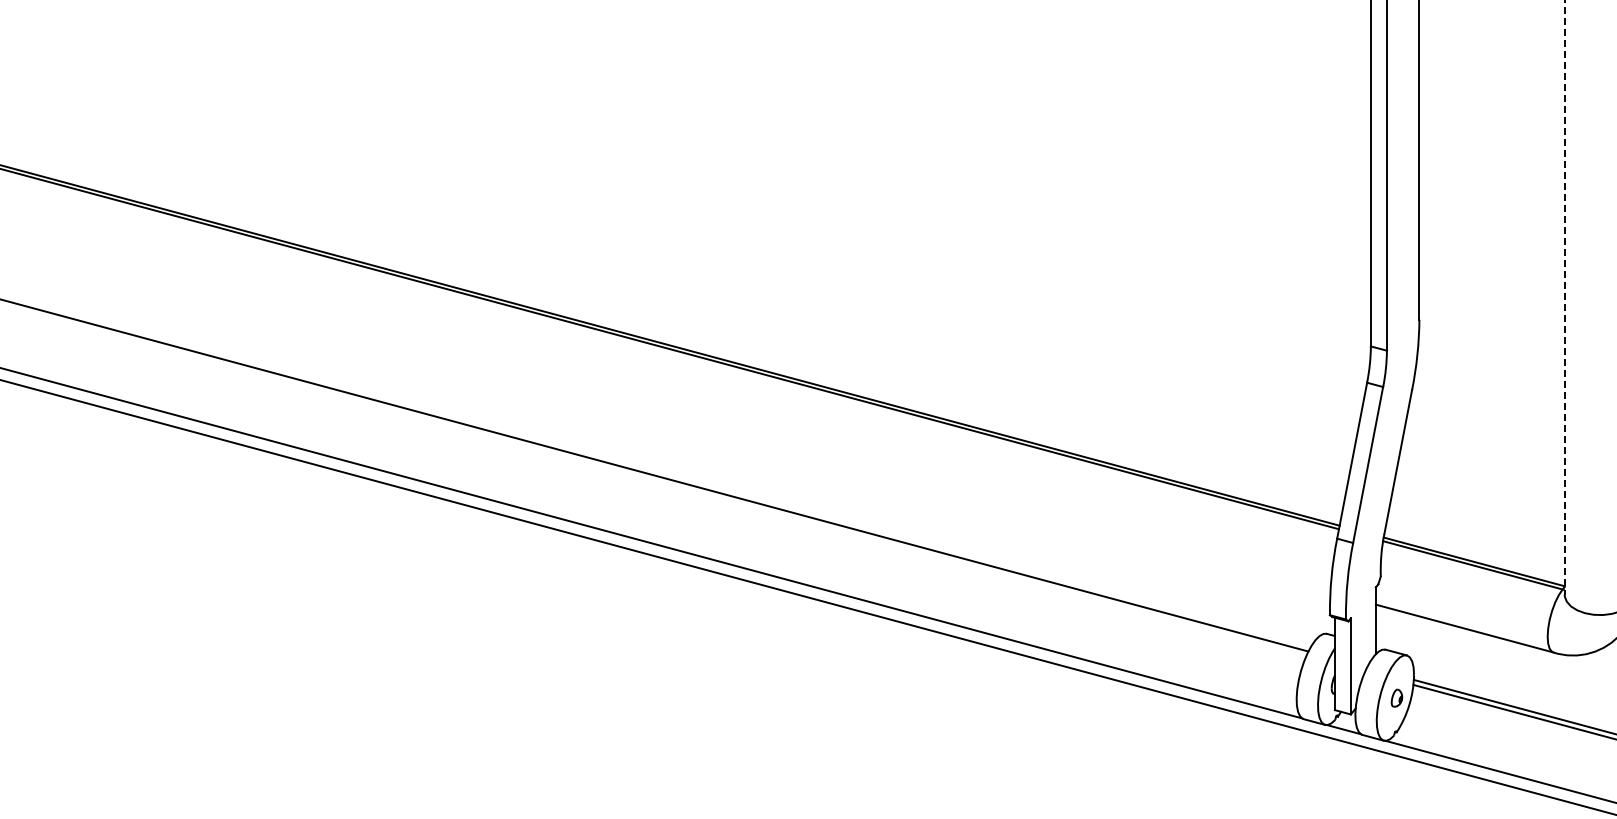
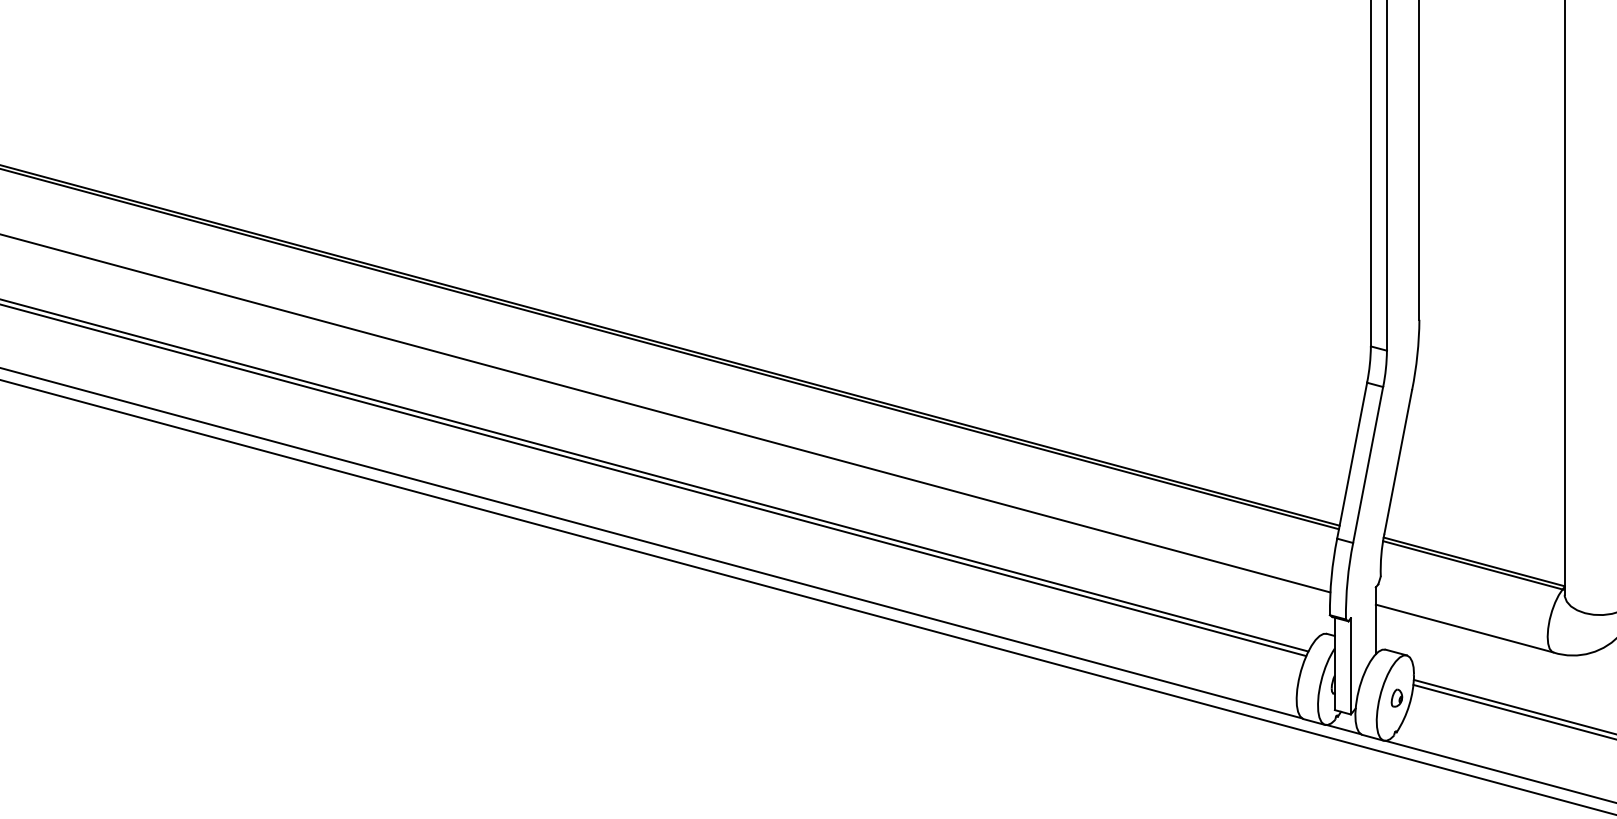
line: dashed -> solid (1564, 297)
line: none -> present (666, 413)
line: none -> present (654, 480)
